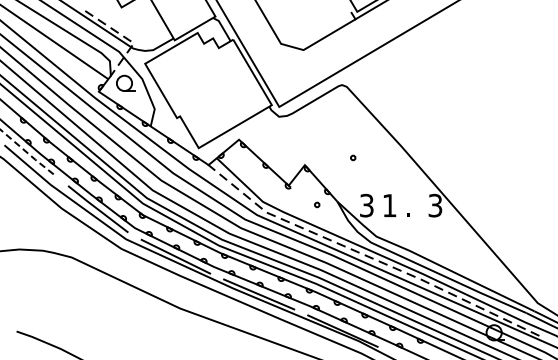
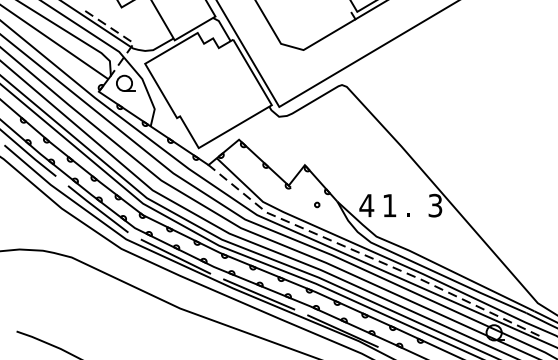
line: dashed -> solid (28, 153)
circle: present -> none (353, 157)
text: 3 -> 4 (366, 205)
